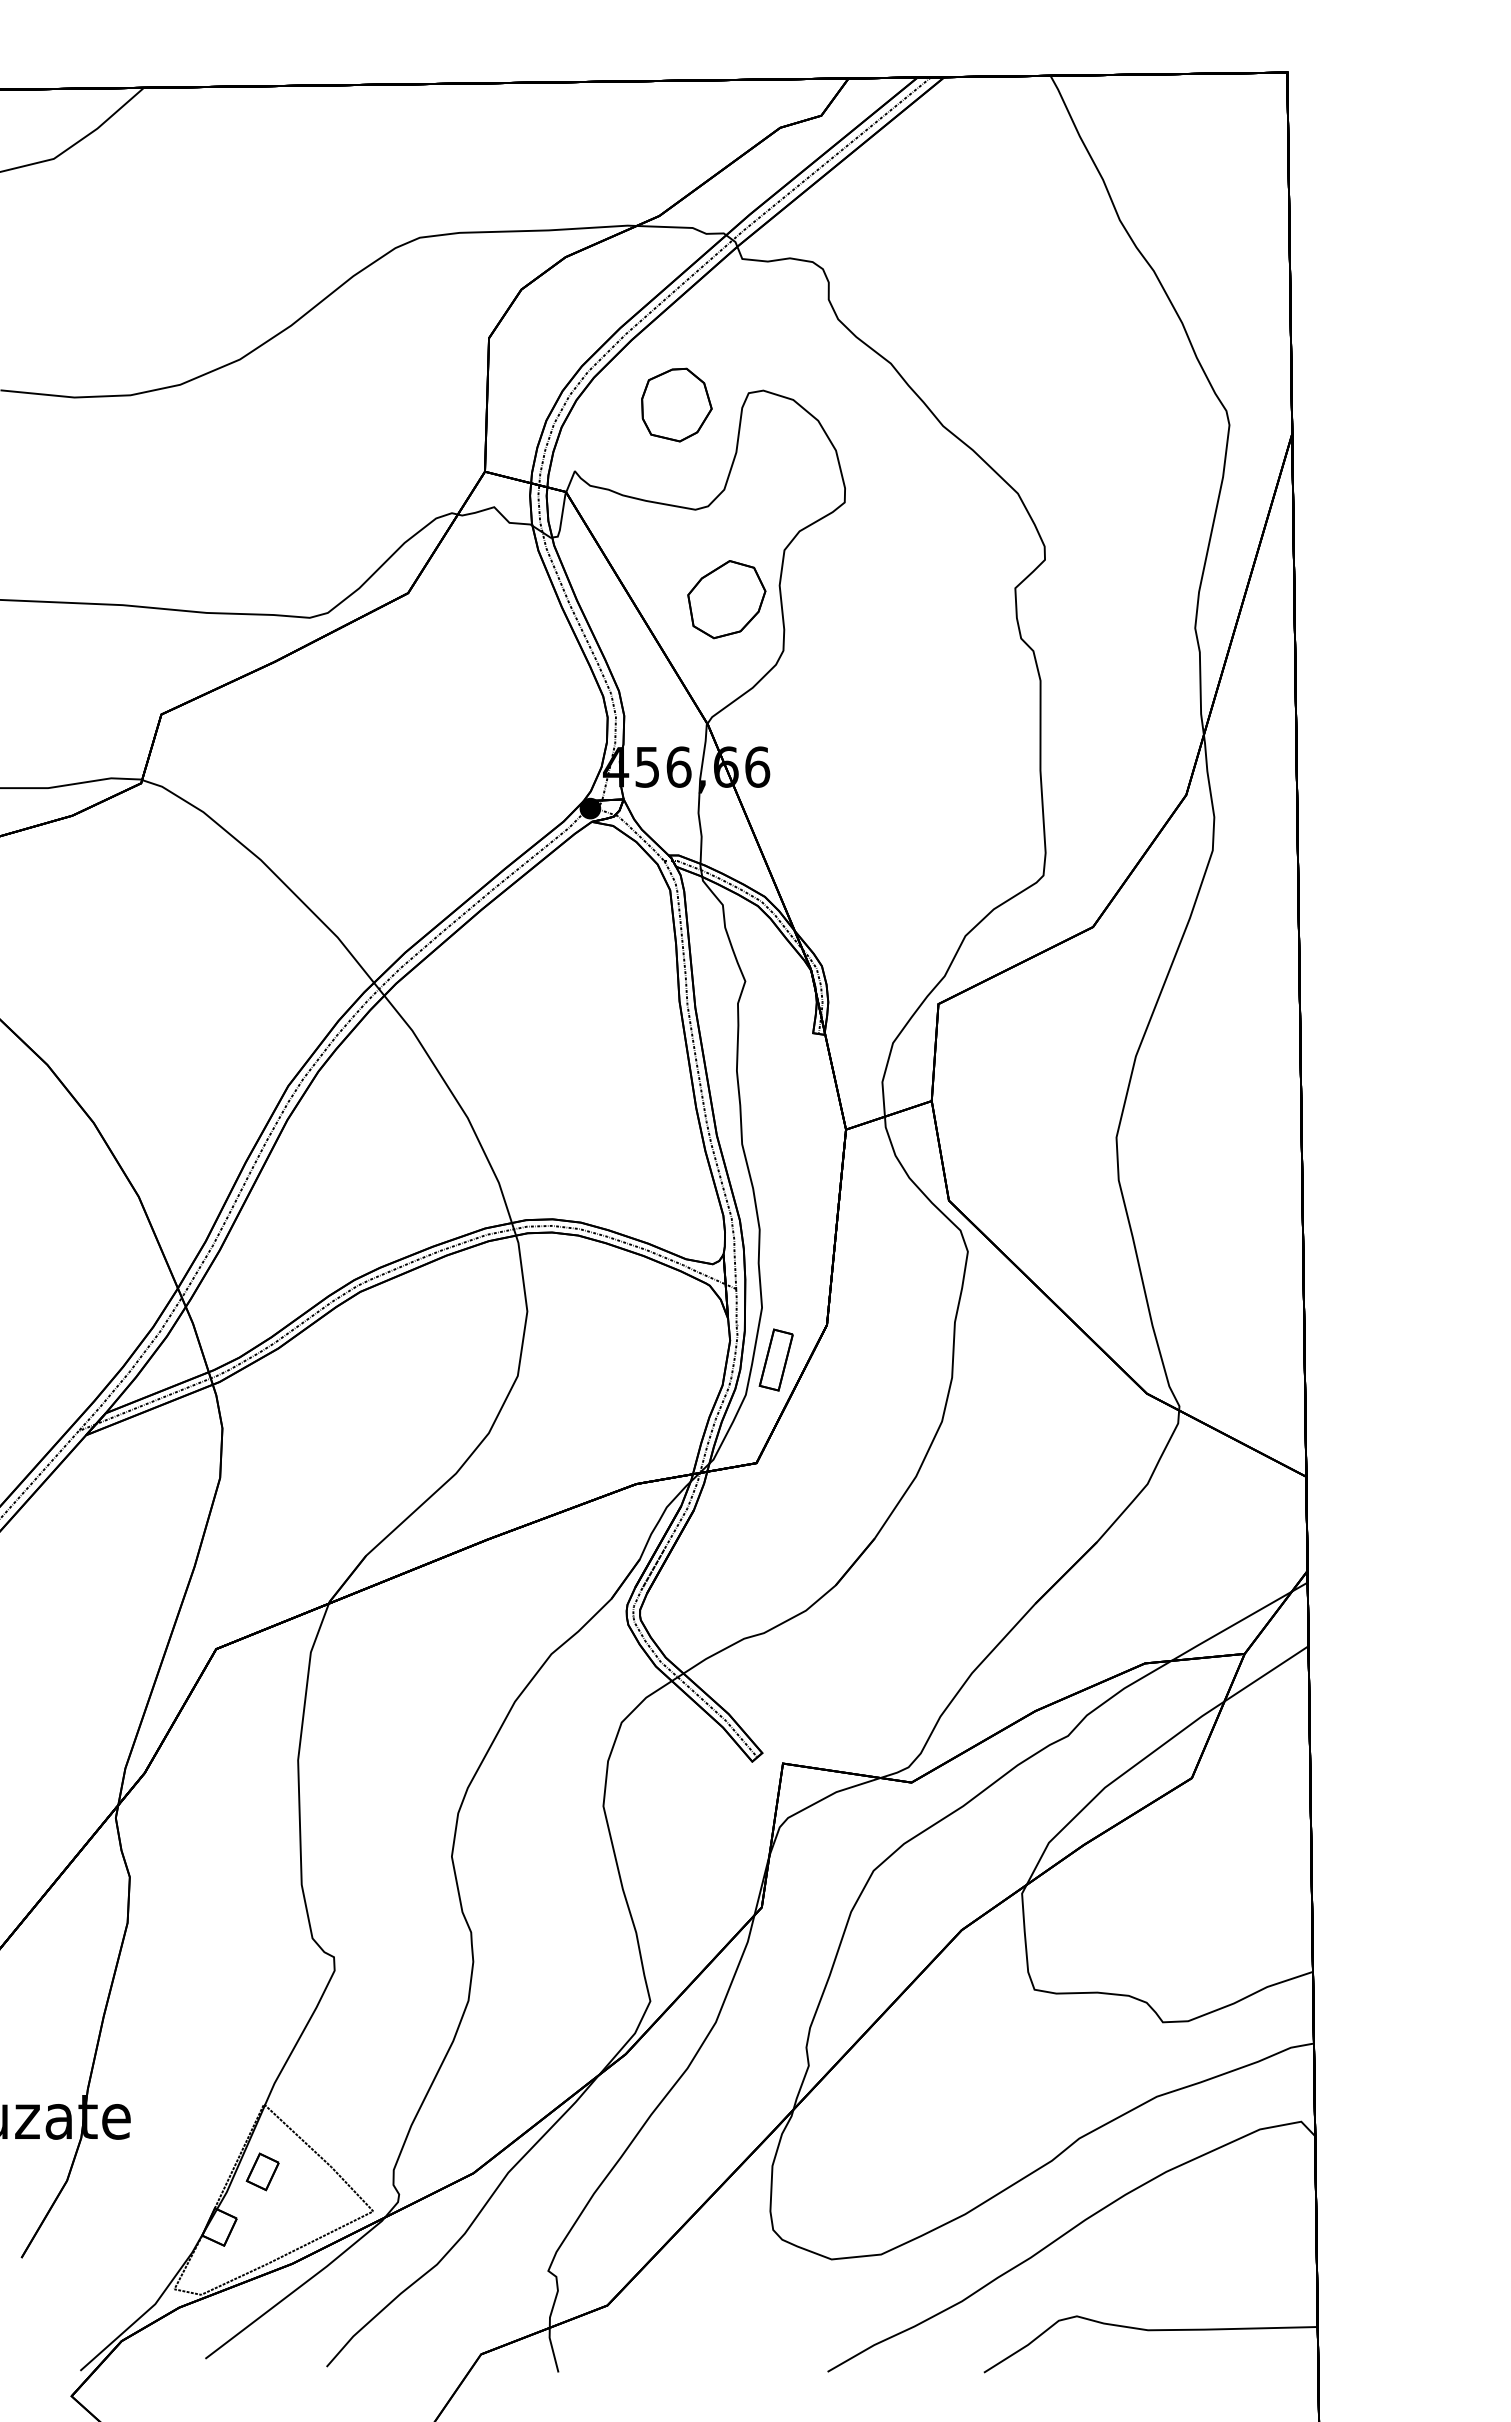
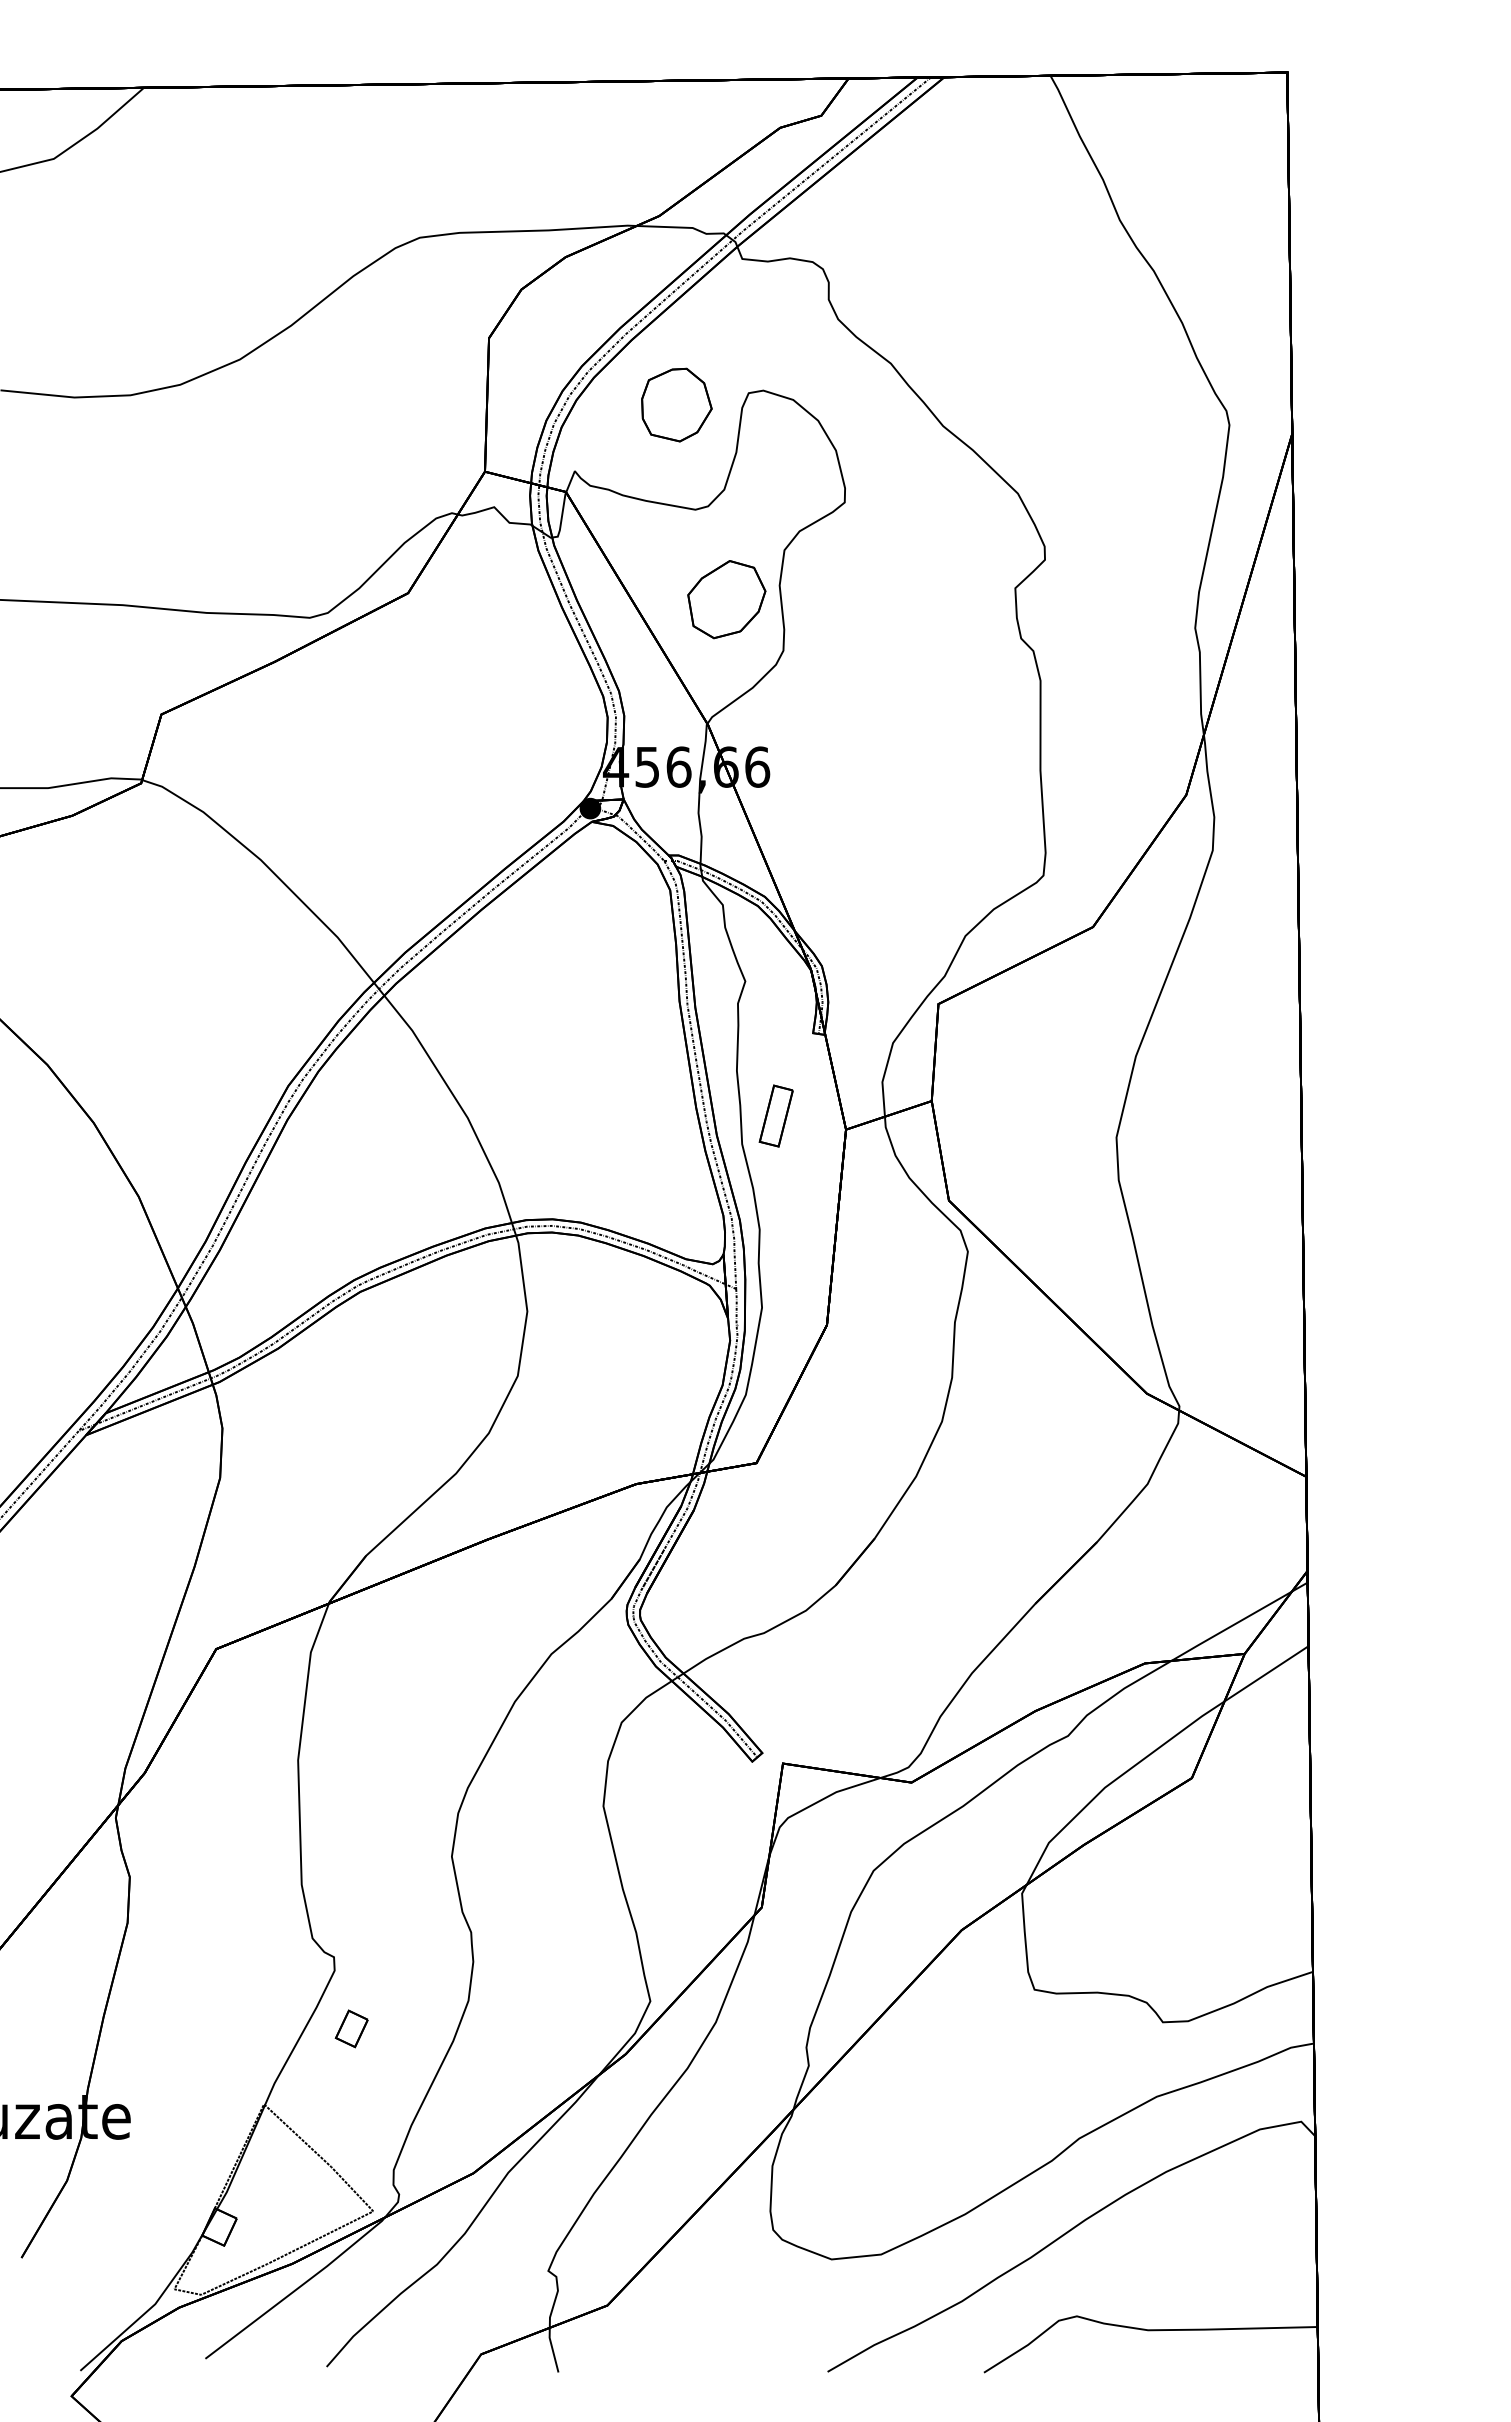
part position: (775, 1359) -> (775, 1115) (775, 1115)
part position: (262, 2171) -> (351, 2028) (351, 2028)
